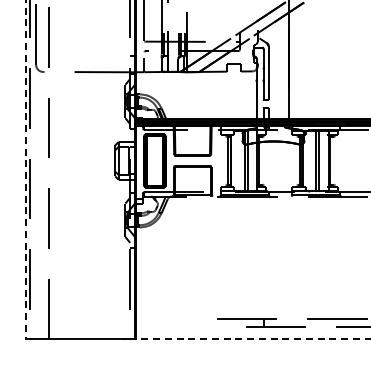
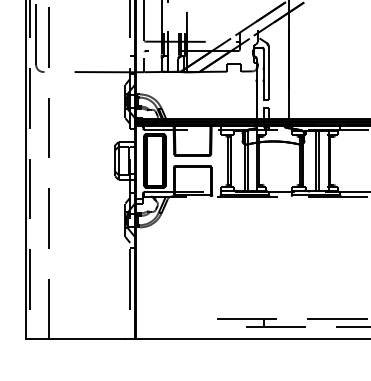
line: dashed -> solid (25, 170)
line: dashed -> solid (252, 339)
